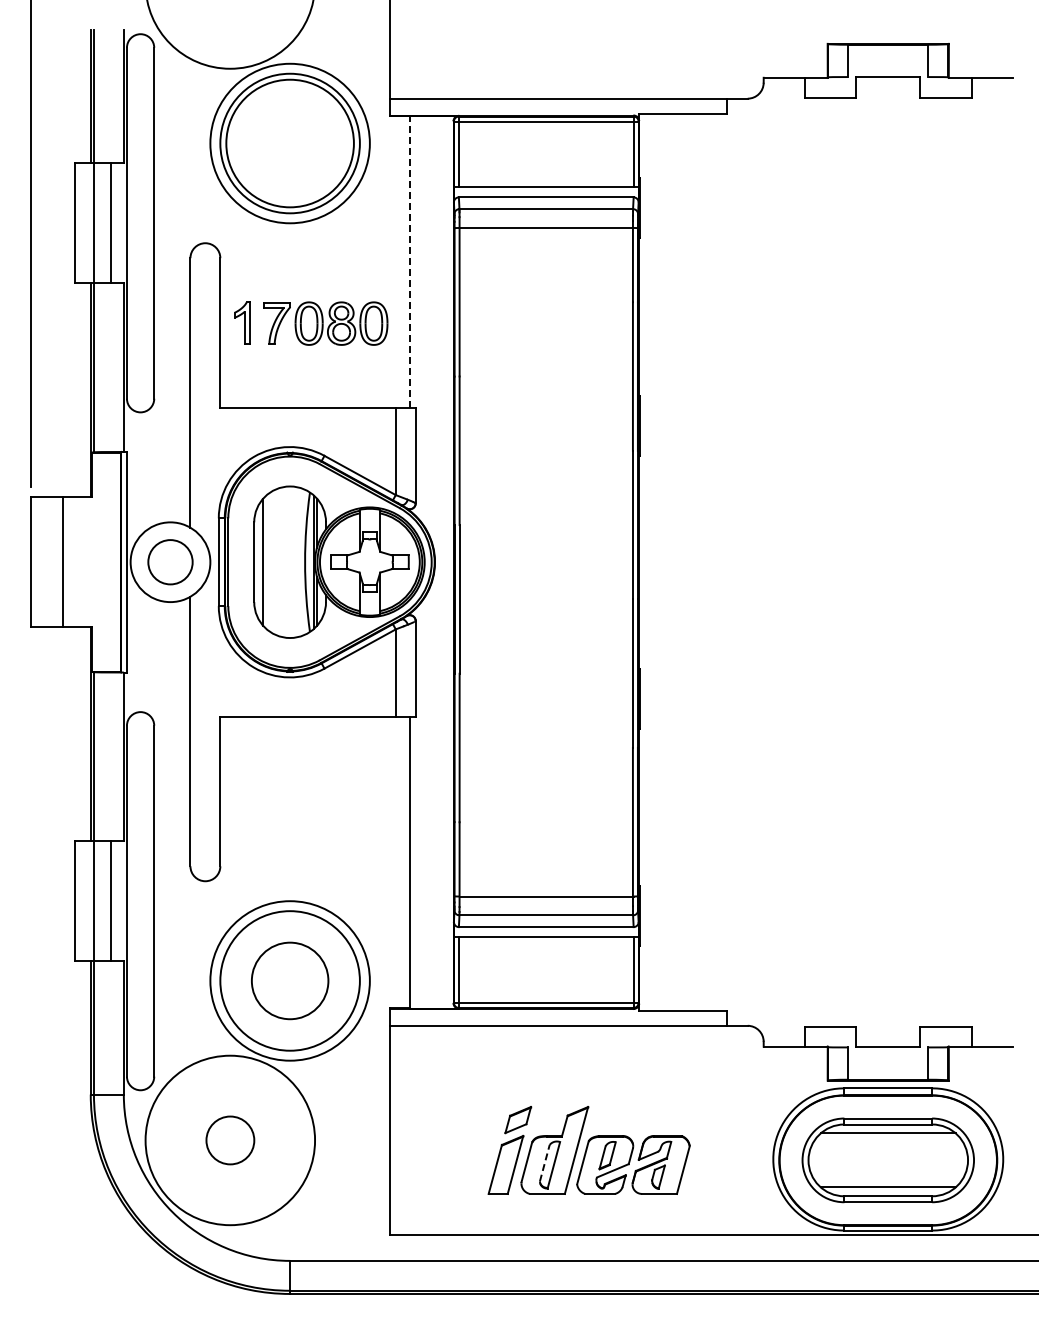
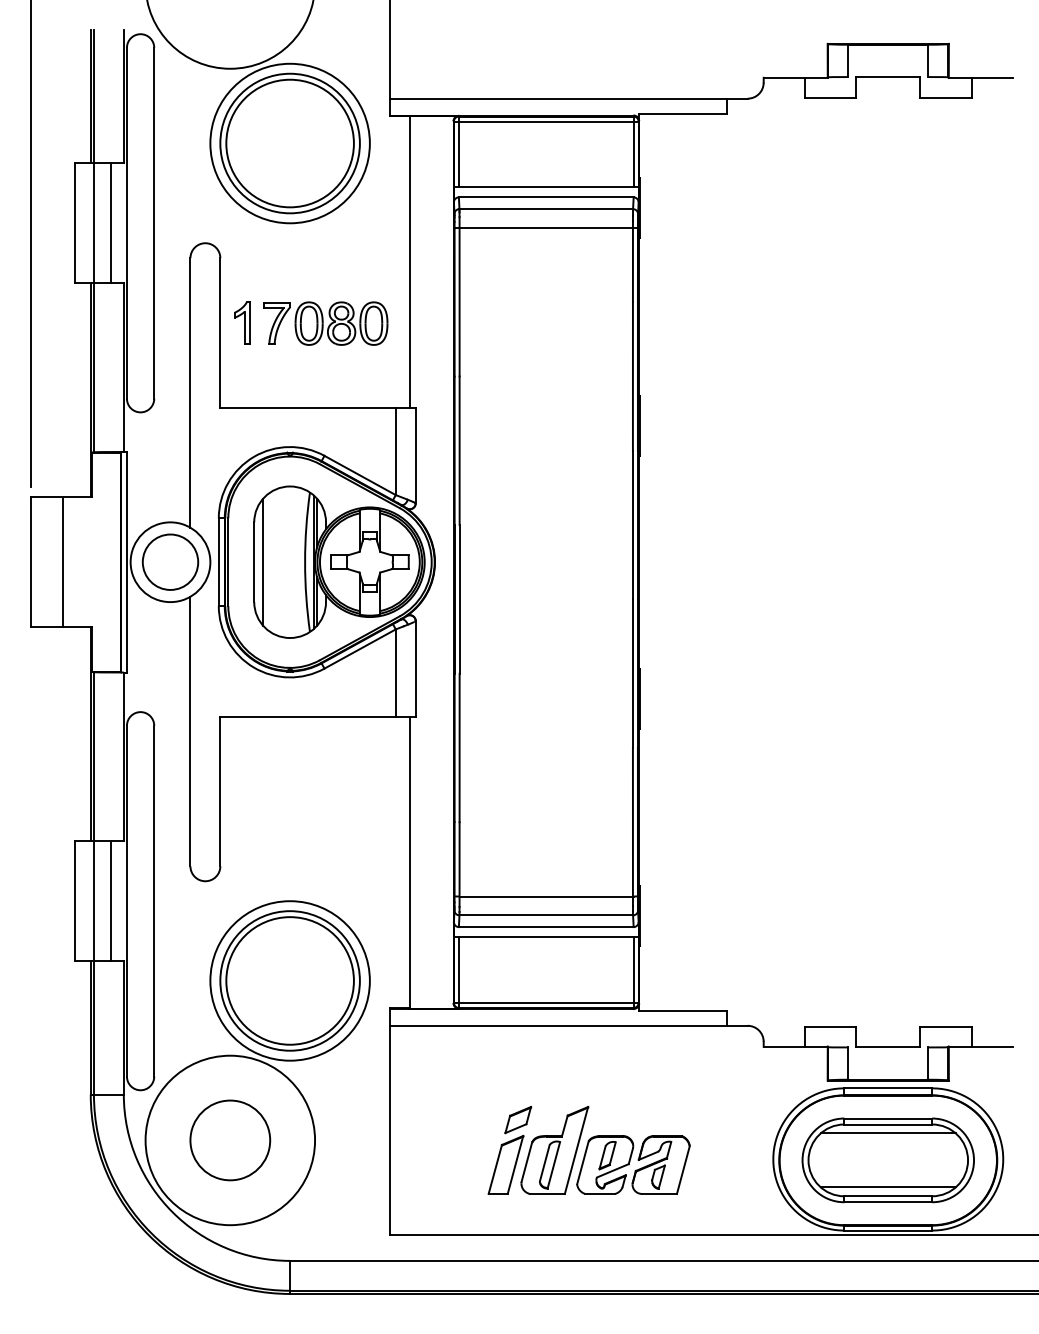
line: dashed -> solid (409, 262)
circle diameter: 44 px -> 55 px (170, 561)
circle diameter: 77 px -> 128 px (289, 980)
circle size: 51x51 px -> 83x83 px (230, 1140)
line: dashed -> solid (544, 1163)
